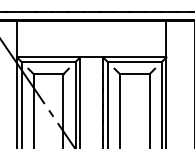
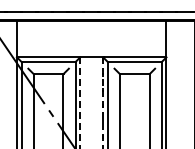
line: solid -> dashed (80, 103)
line: solid -> dashed (103, 103)
